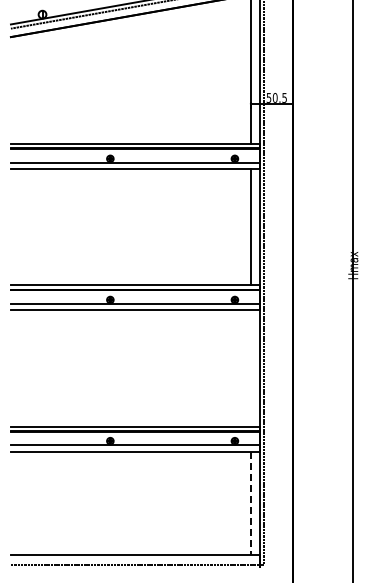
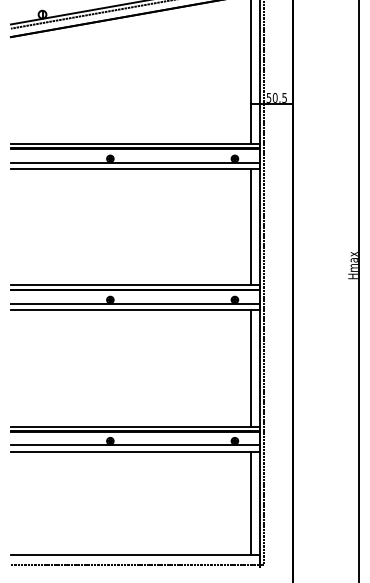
line position: (353, 290) -> (359, 290) (359, 290)
line: none -> present (250, 368)
line: dashed -> solid (250, 503)
